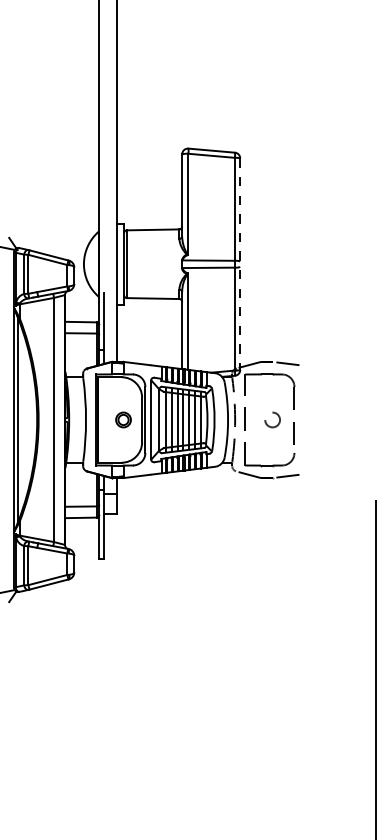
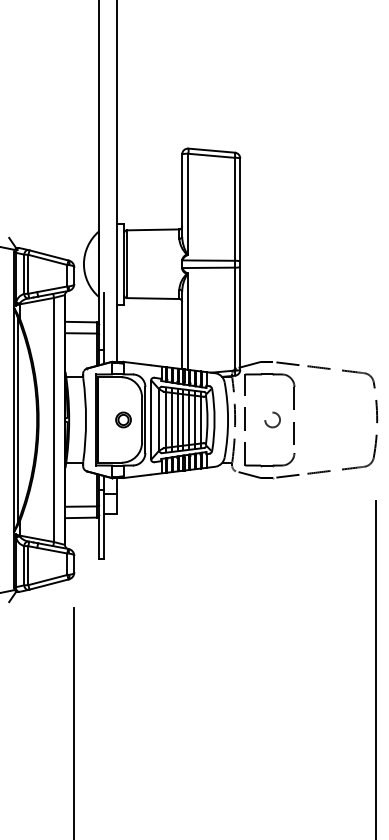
line: dashed -> solid (240, 264)
part: none -> present (376, 419)
line: none -> present (74, 722)
